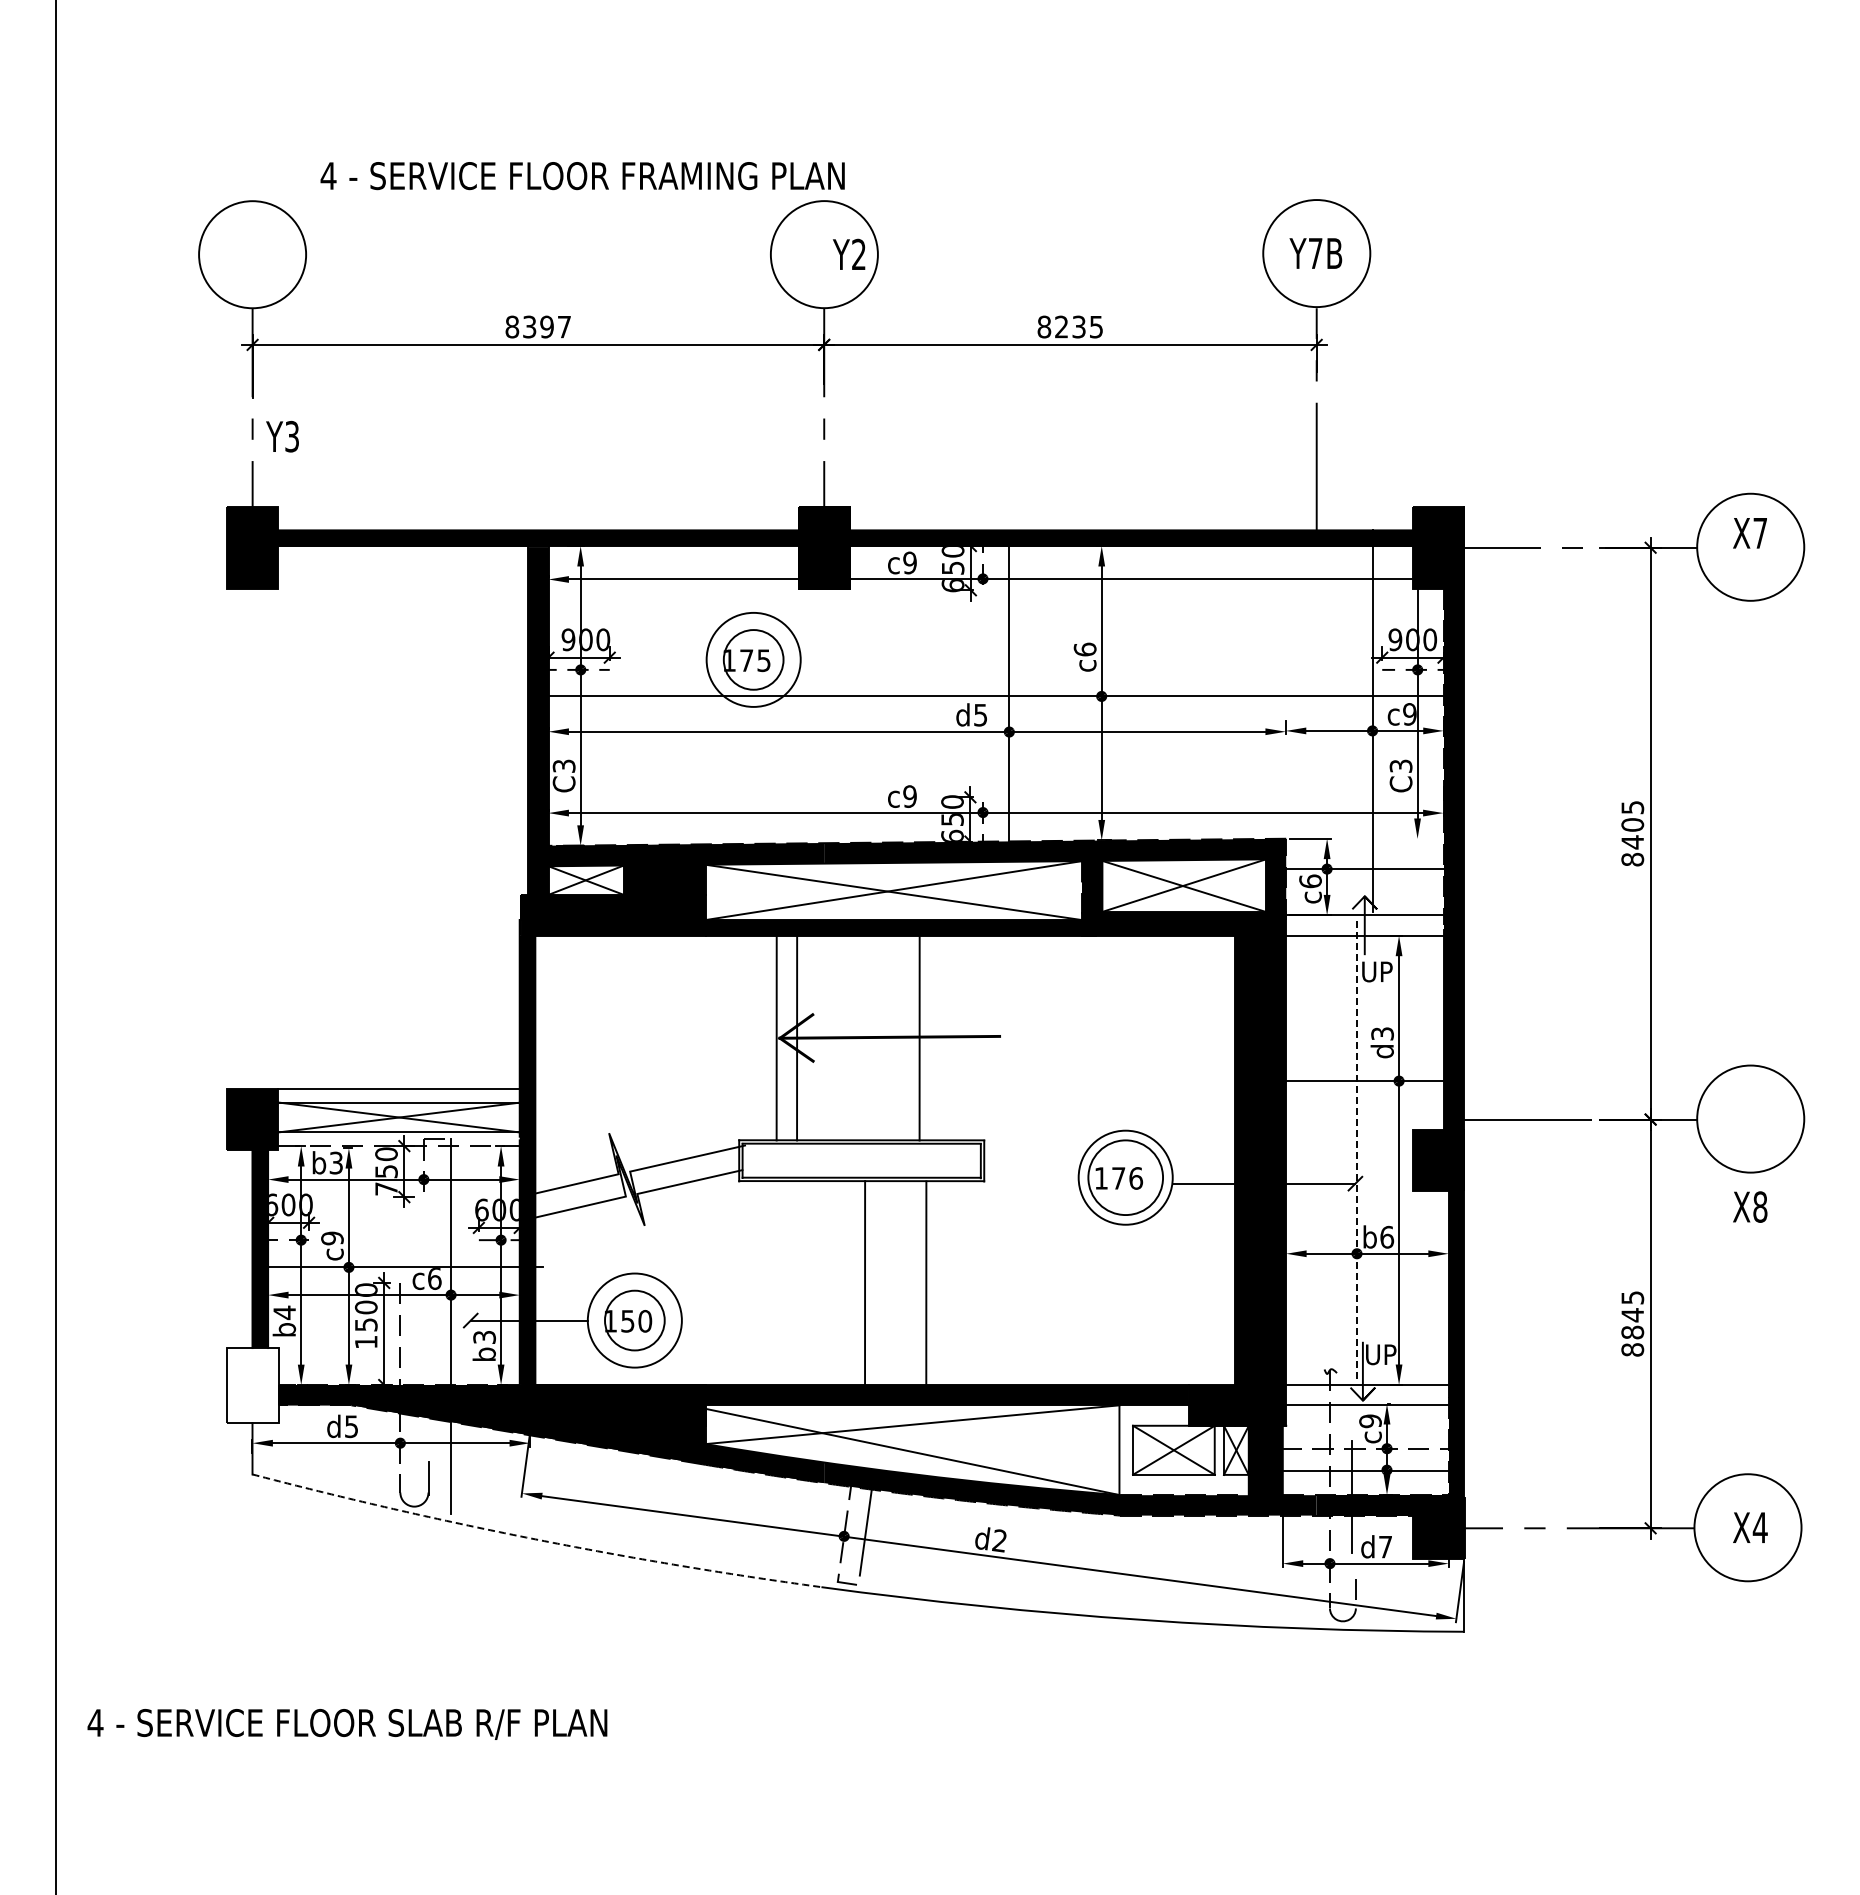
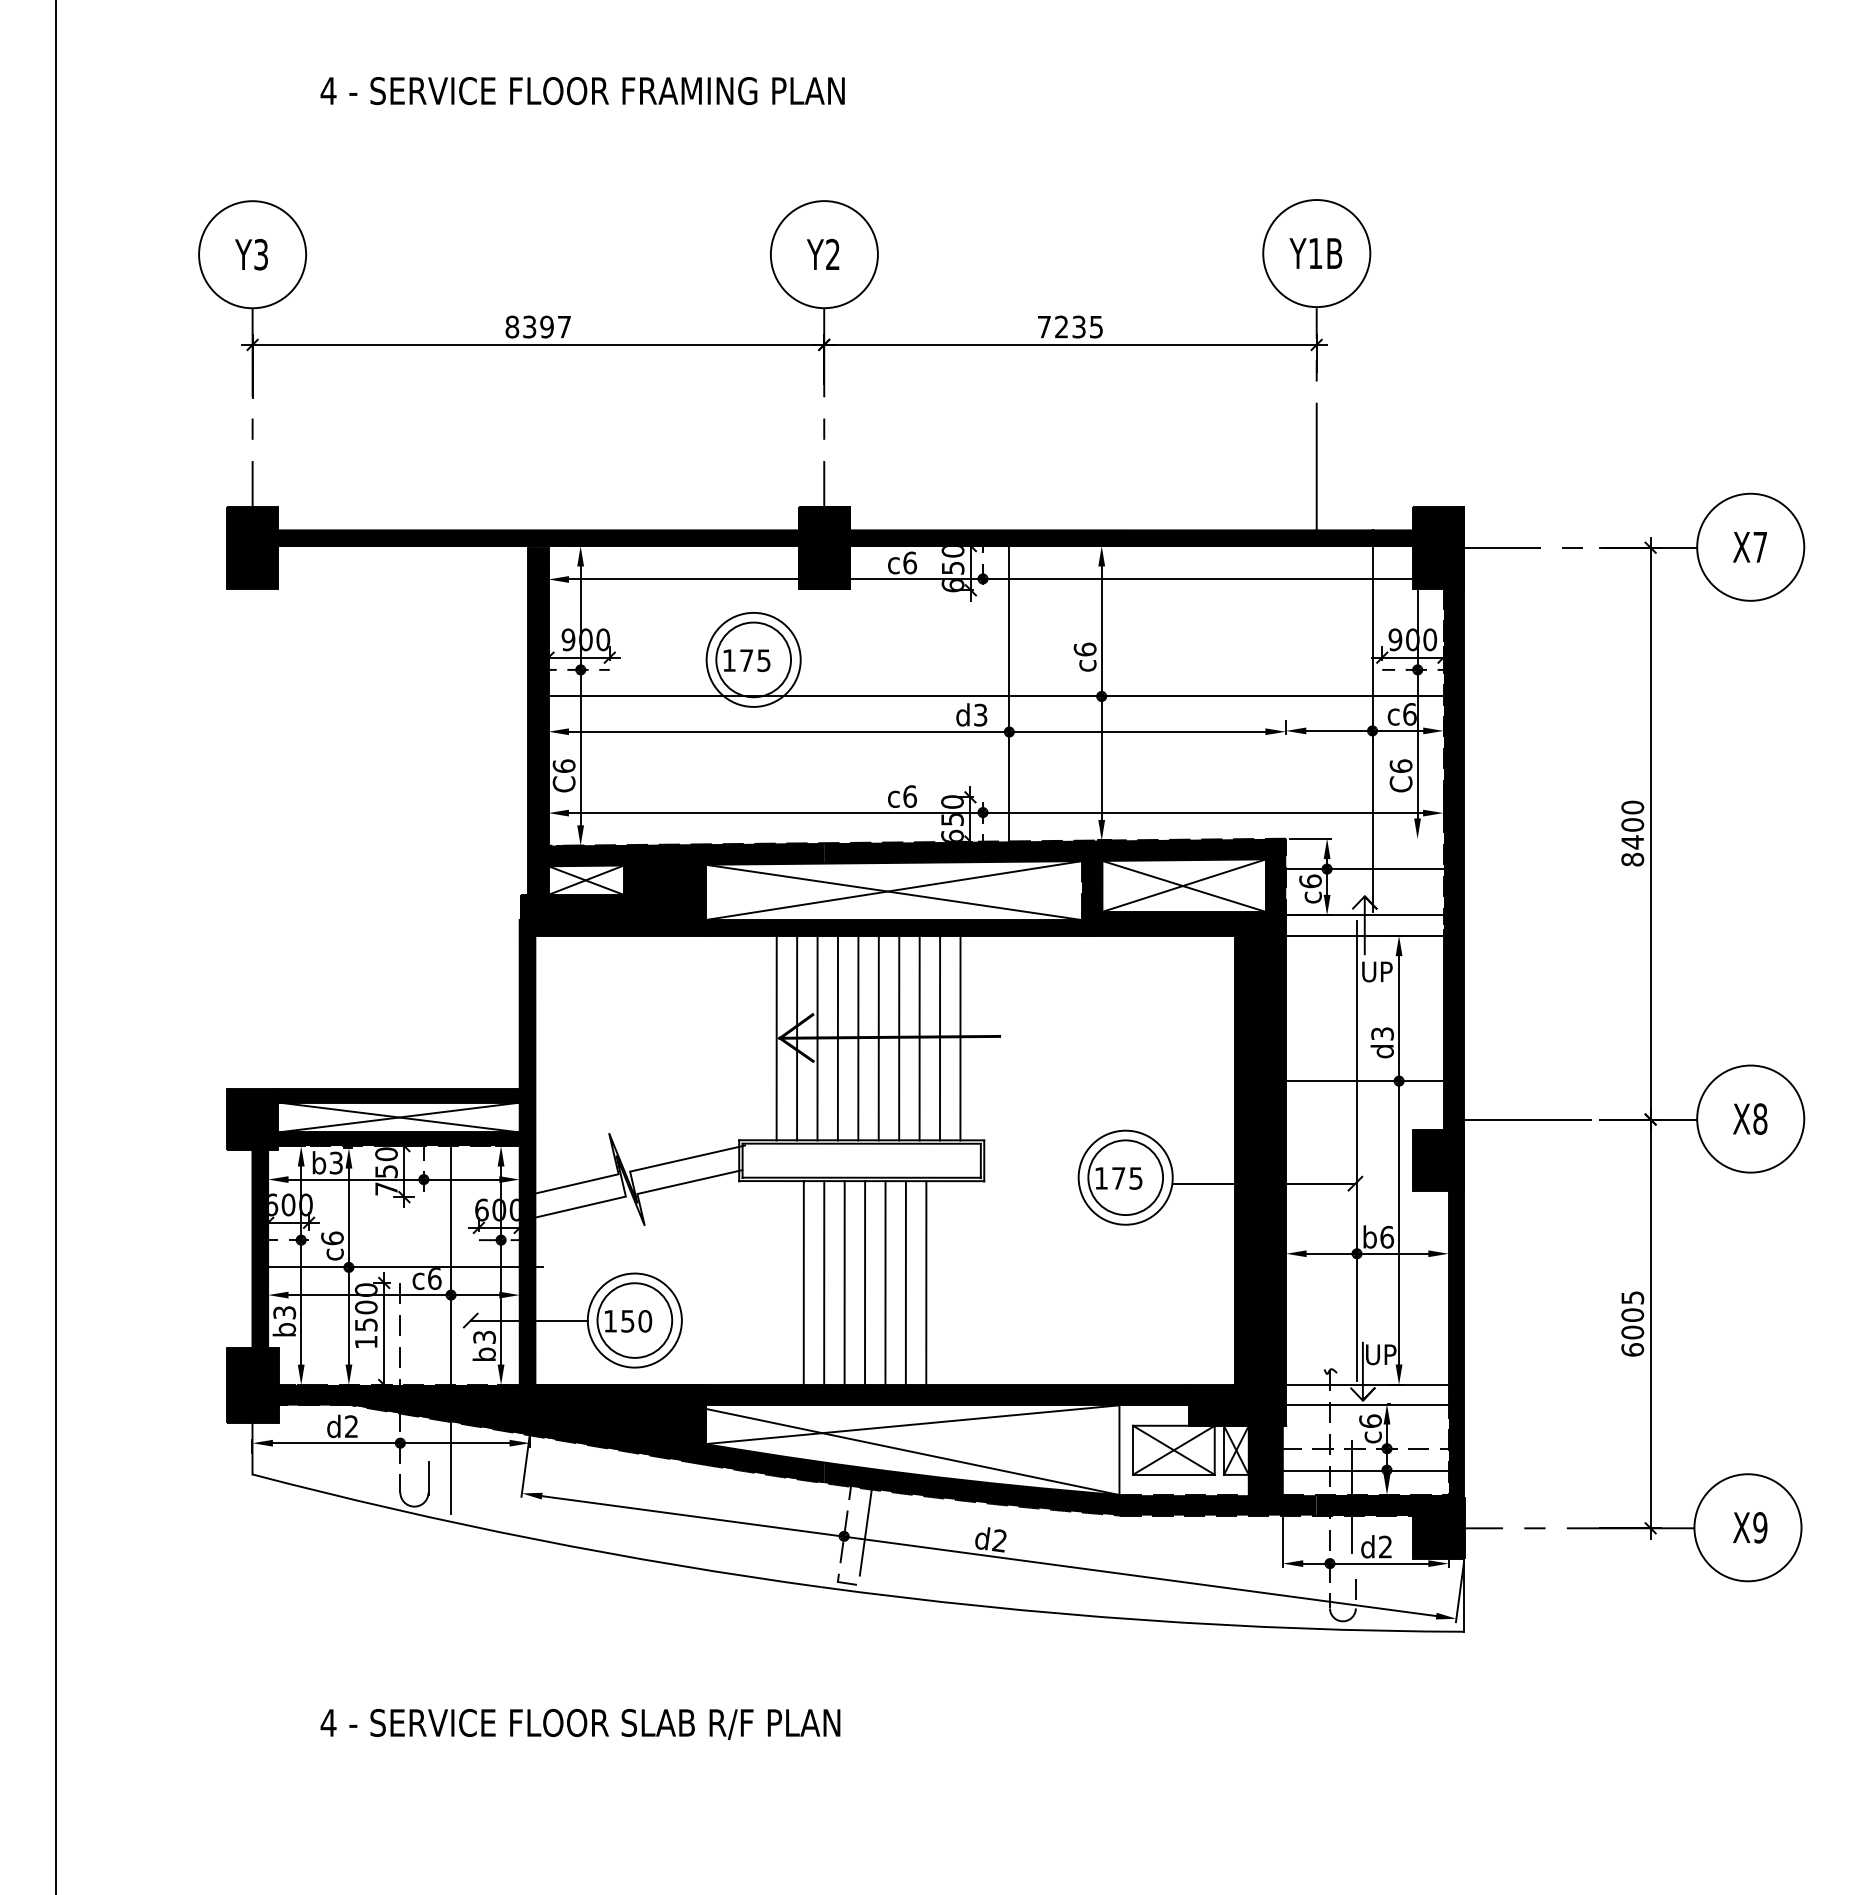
text position: (582, 176) -> (582, 91) (582, 91)
text position: (849, 253) -> (823, 253) (823, 253)
text: Y7B -> Y1B (1315, 253)
text: 8235 -> 7235 (1044, 326)
text position: (282, 436) -> (251, 254) (251, 254)
text position: (1749, 533) -> (1749, 547) (1749, 547)
text: c9 -> c6 (909, 562)
circle diameter: 60 px -> 75 px (753, 659)
text: d5 -> d3 (980, 714)
text: c9 -> c6 (1409, 714)
text: C3 -> C6 (563, 765)
text: C3 -> C6 (1400, 765)
text: c9 -> c6 (910, 796)
text: 8405 -> 8400 (1632, 807)
line: none -> present (817, 1038)
line: none -> present (837, 1038)
line: none -> present (858, 1038)
line: none -> present (878, 1038)
line: none -> present (899, 1038)
line: none -> present (940, 1038)
line: none -> present (960, 1038)
fill: none -> present (398, 1095)
fill: none -> present (398, 1139)
line: dashed -> solid (1357, 1151)
text: 176 -> 175 (1136, 1178)
text position: (1750, 1206) -> (1750, 1118) (1750, 1118)
text: c9 -> c6 (332, 1238)
line: none -> present (803, 1282)
line: none -> present (844, 1282)
line: none -> present (885, 1282)
line: none -> present (905, 1282)
line: none -> present (824, 1283)
text: b4 -> b3 (284, 1312)
circle diameter: 60 px -> 75 px (634, 1320)
text: 8845 -> 6005 (1632, 1332)
fill: none -> present (252, 1385)
text: c9 -> c6 (1370, 1421)
text: d5 -> d2 (351, 1426)
text: X4 -> X9 (1759, 1527)
arc: dashed -> solid (535, 1539)
text: d7 -> d2 (1385, 1546)
text position: (347, 1724) -> (580, 1724) (580, 1724)
